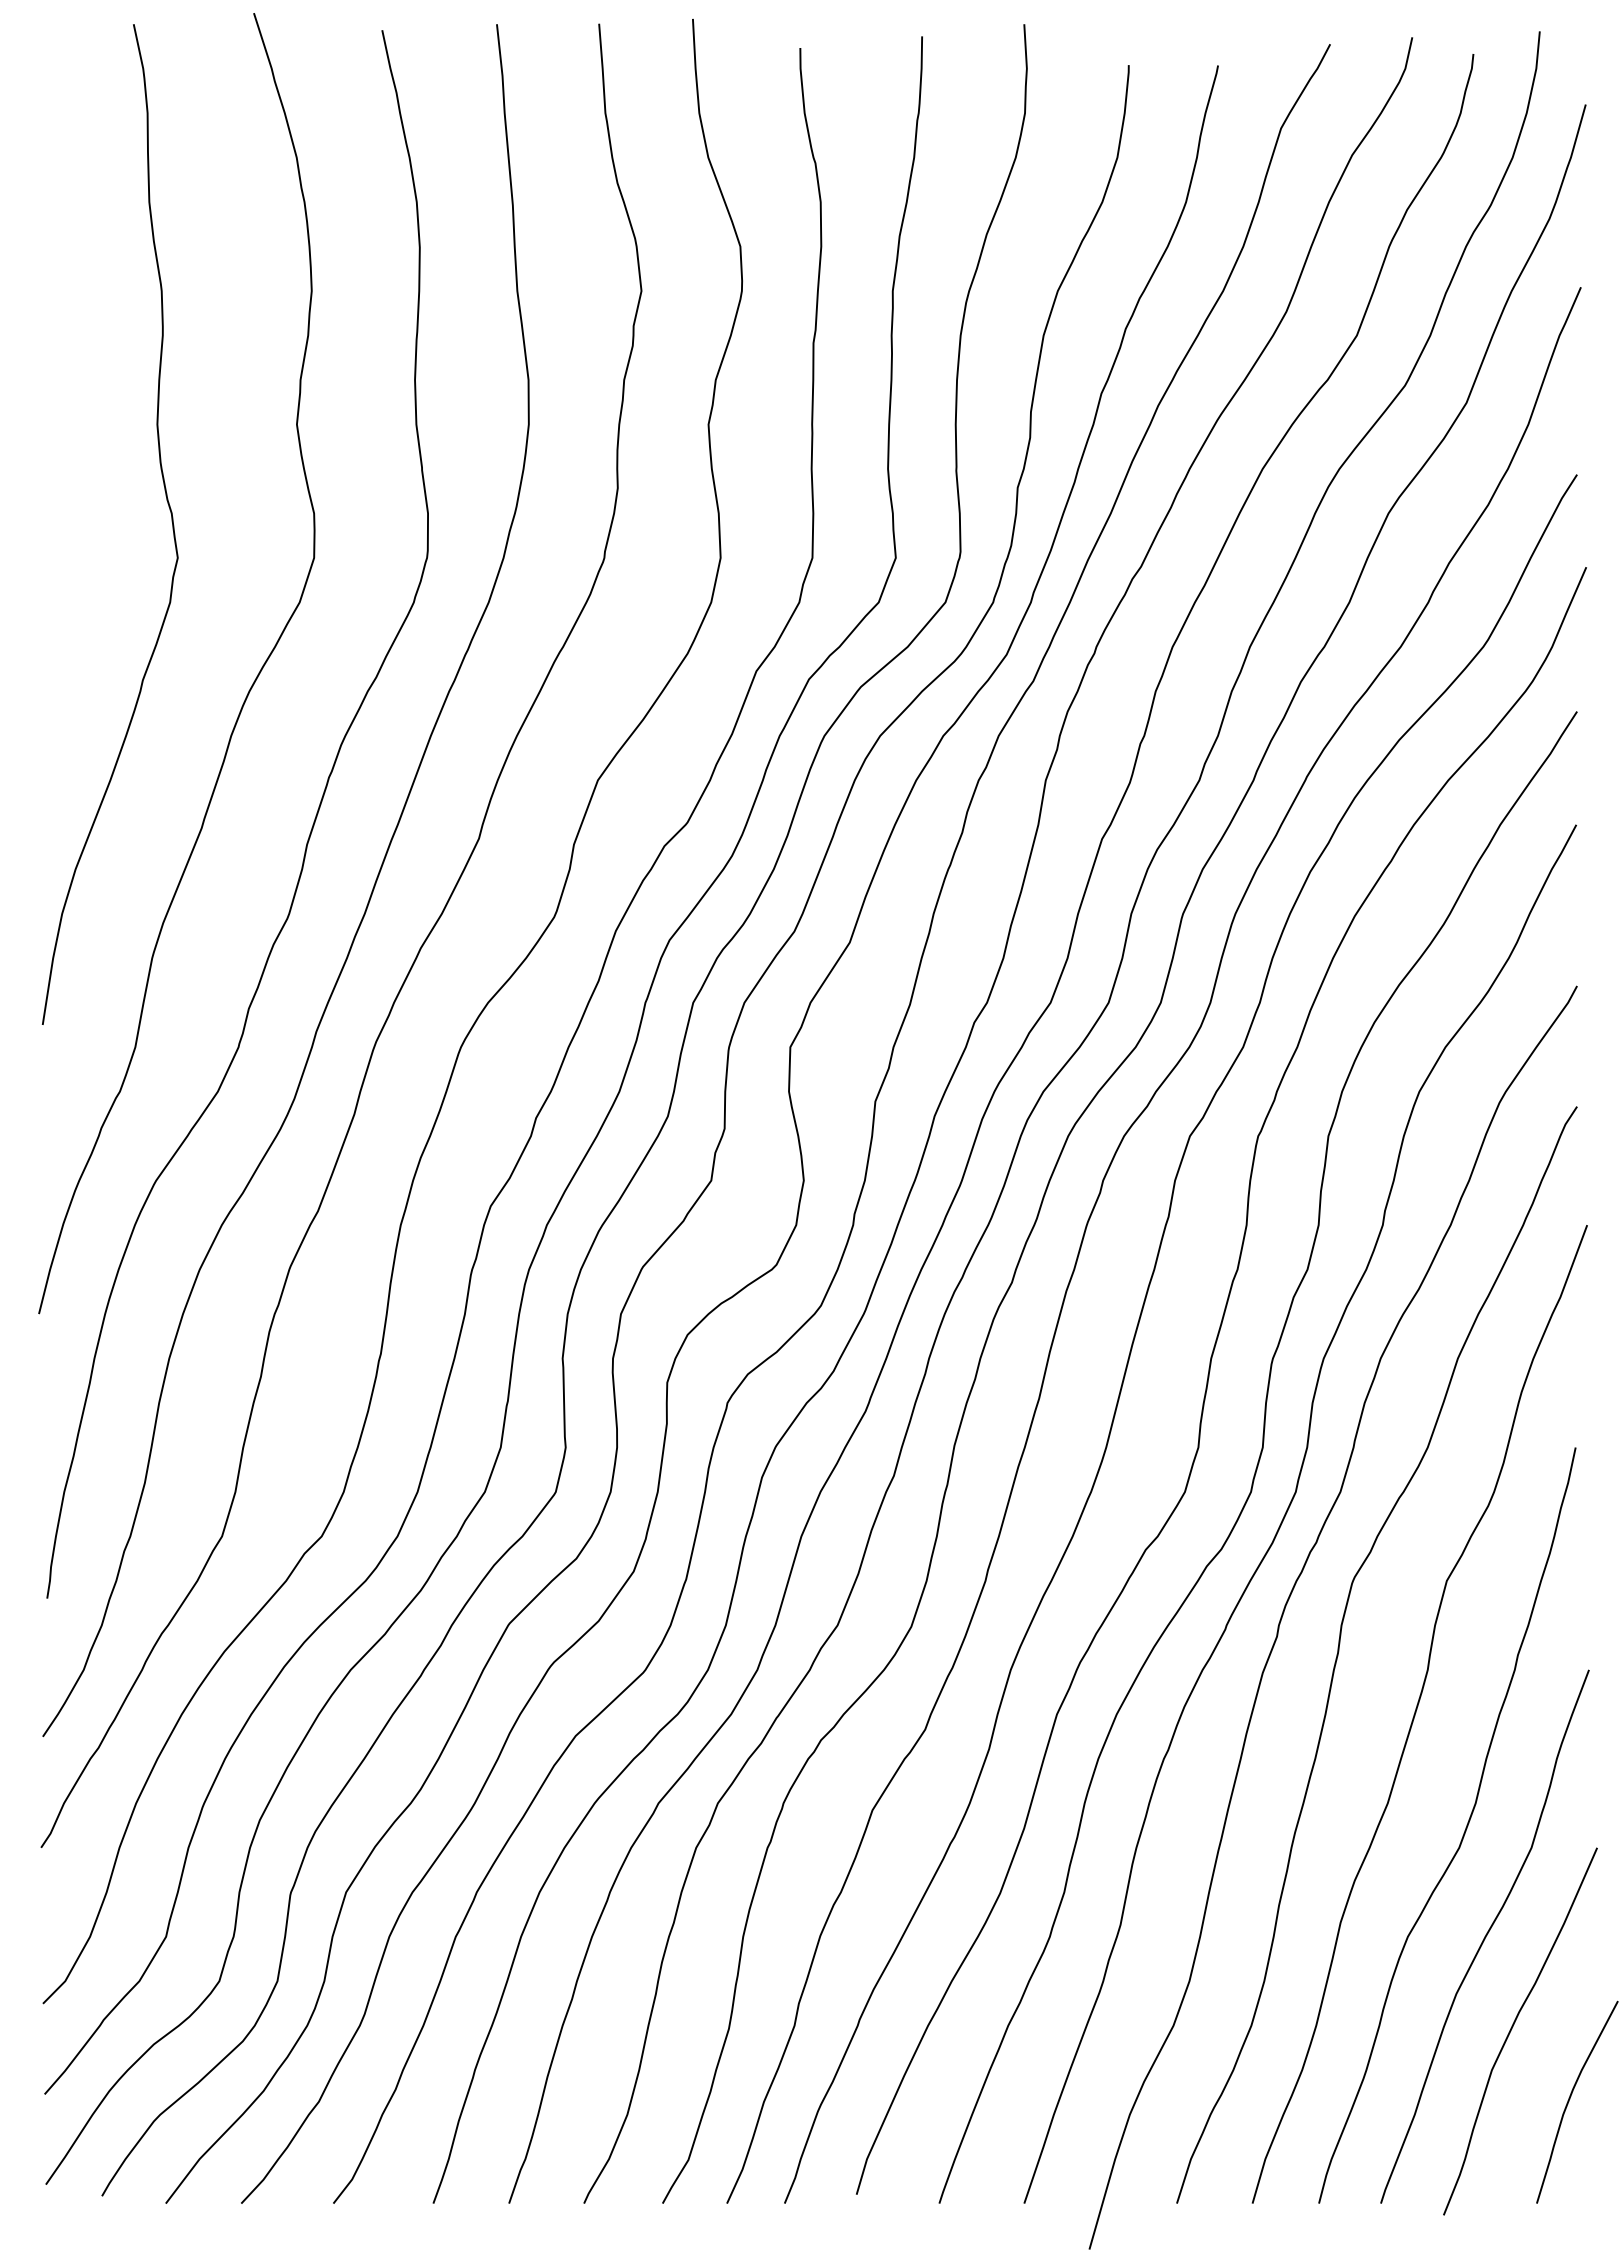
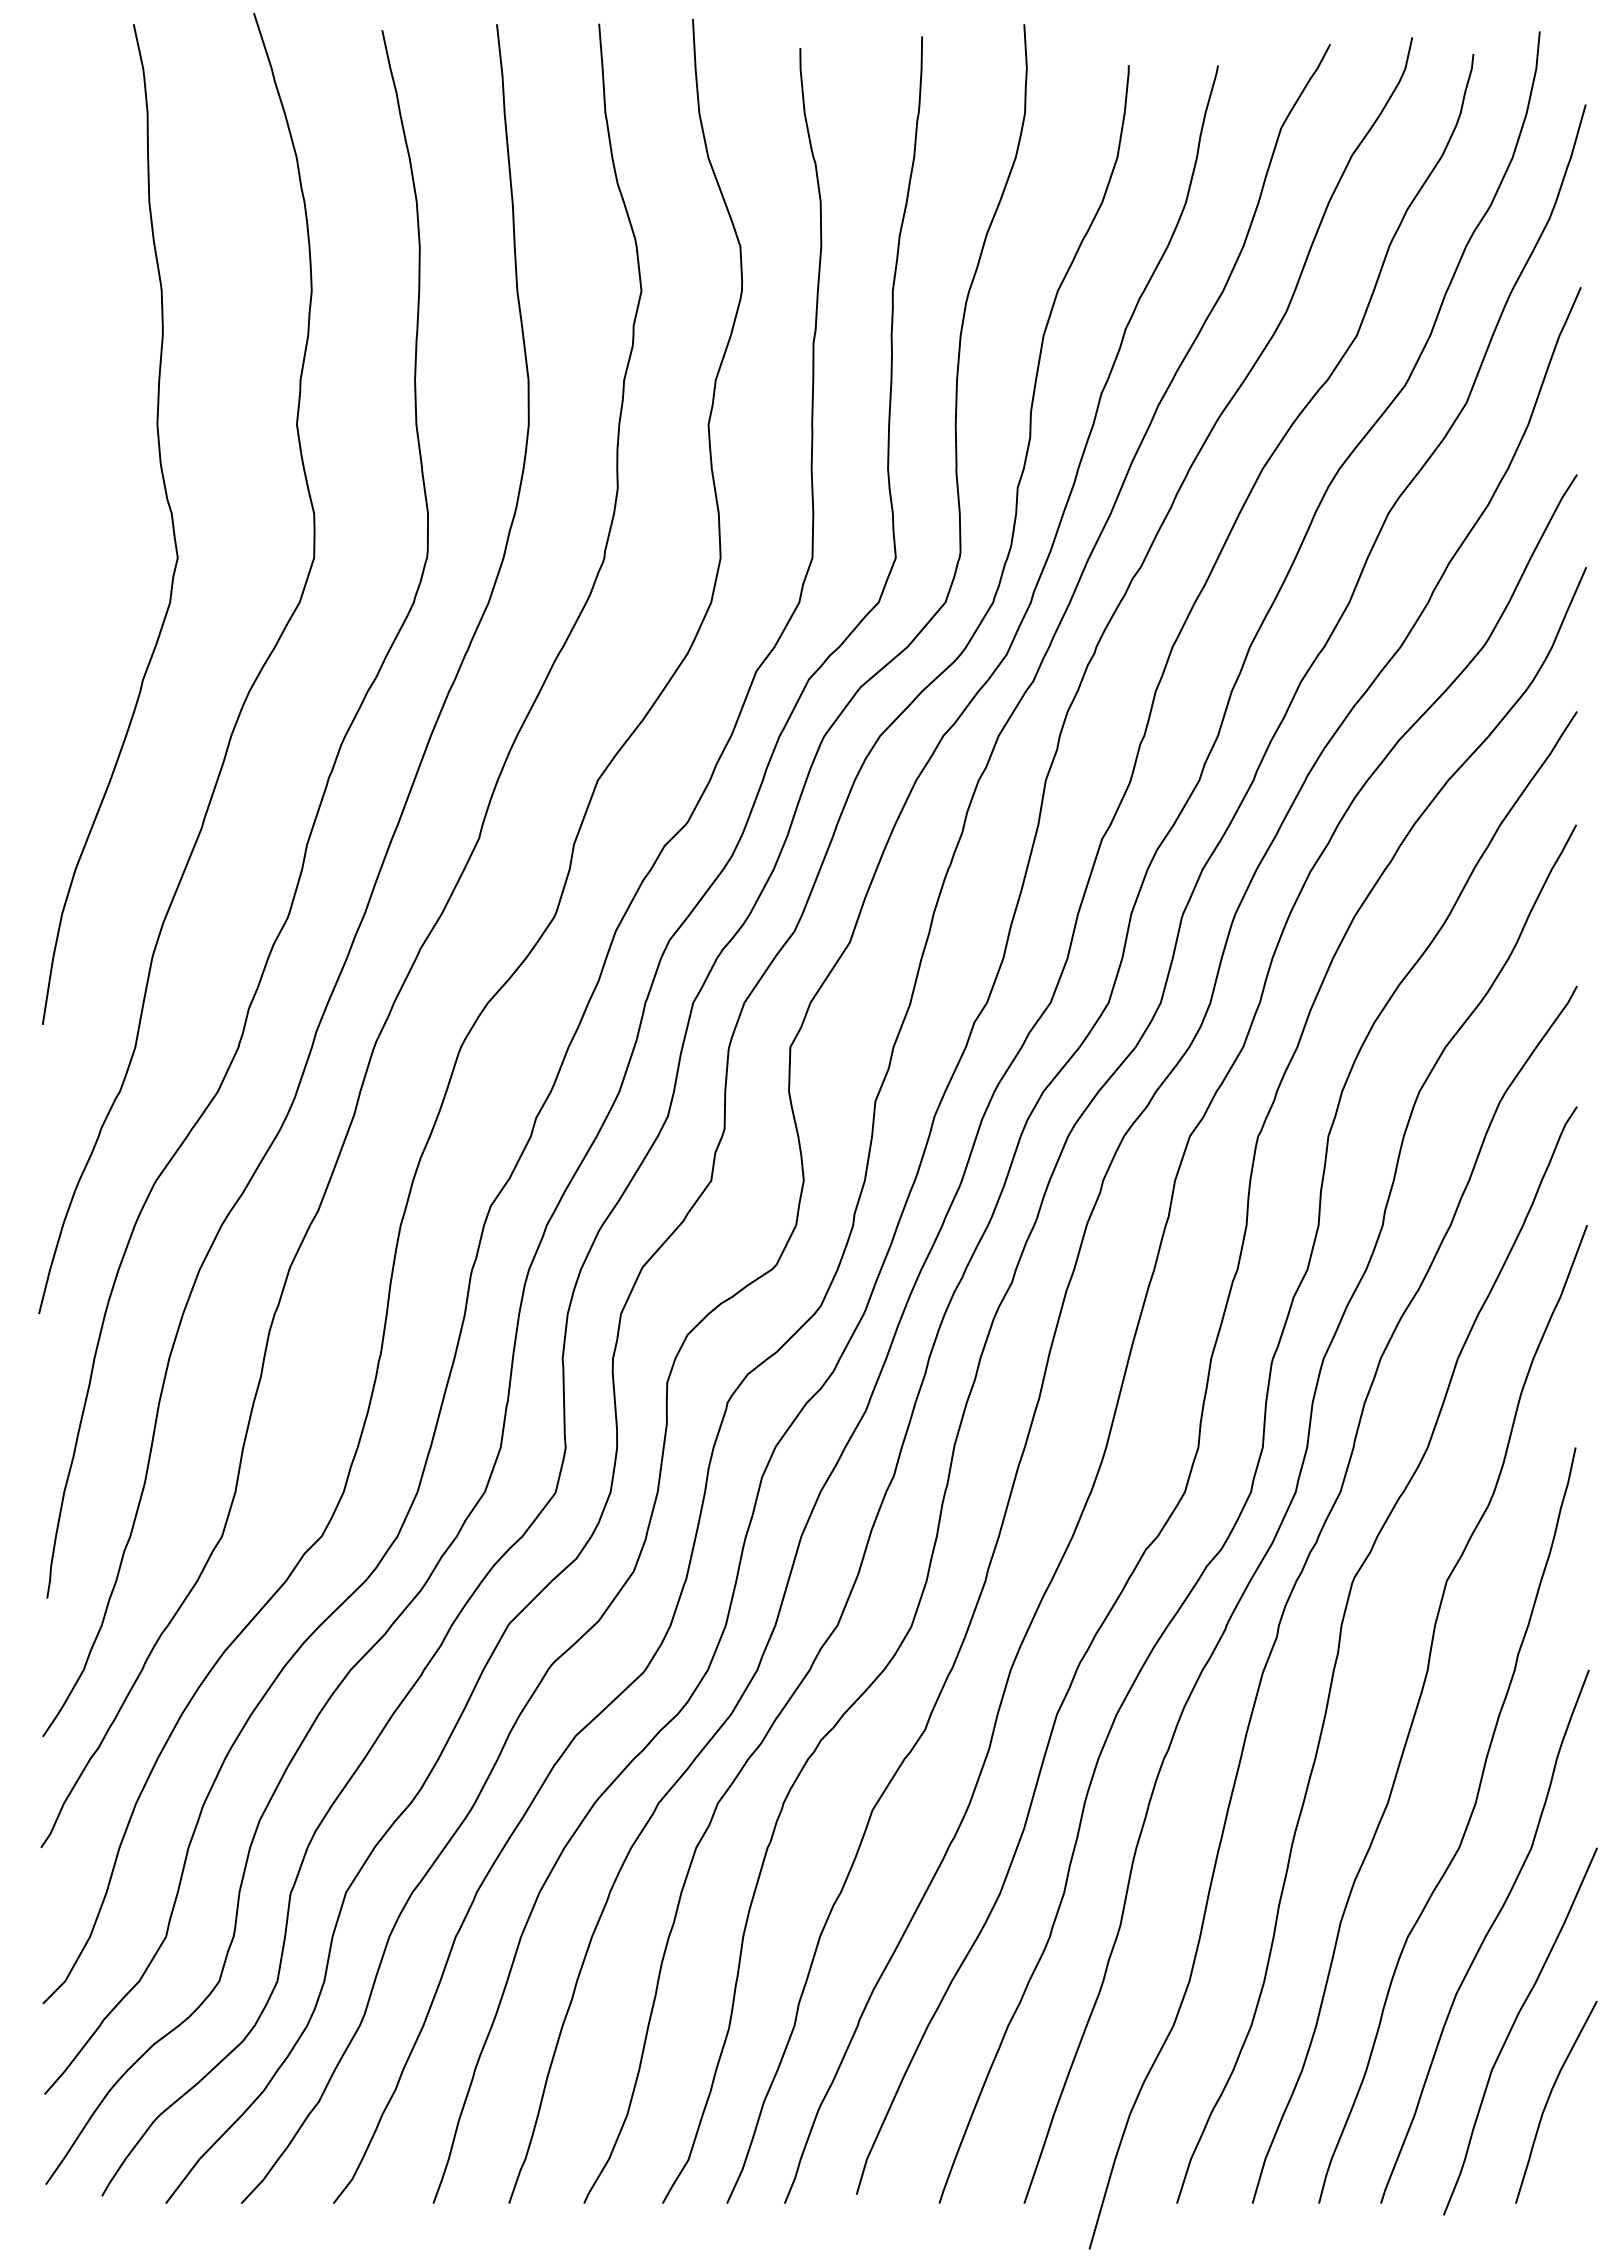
curve position: (1570, 2099) -> (1549, 2099) (1549, 2099)
